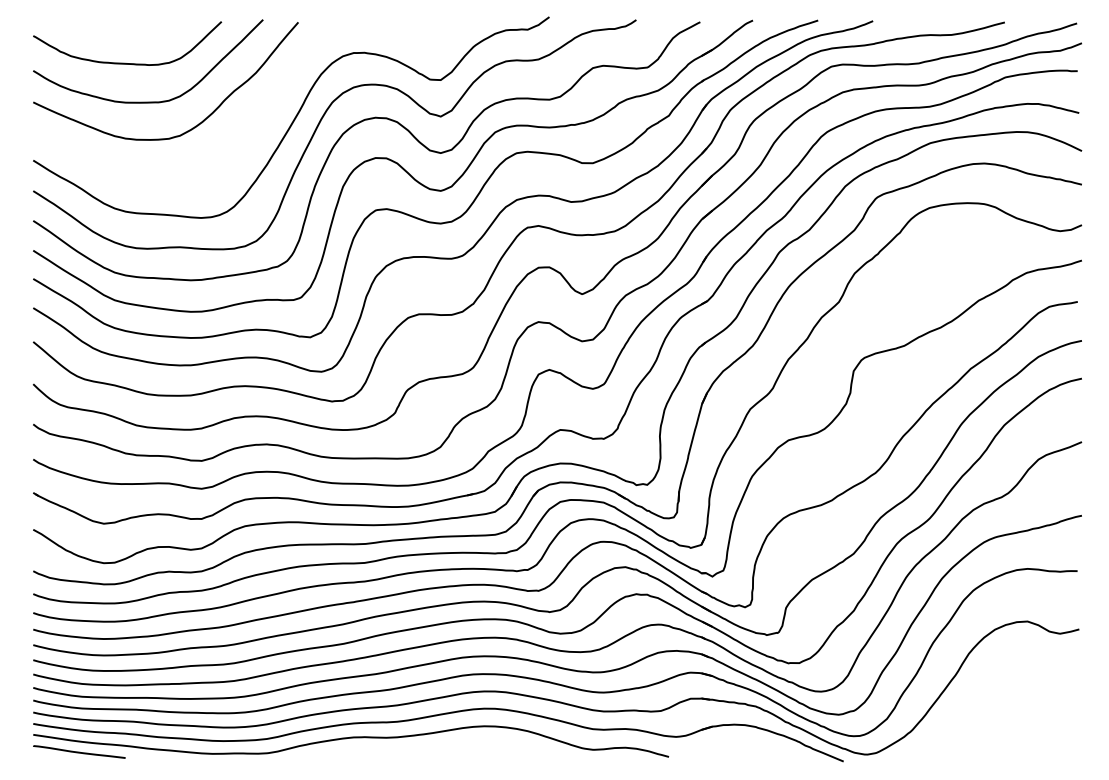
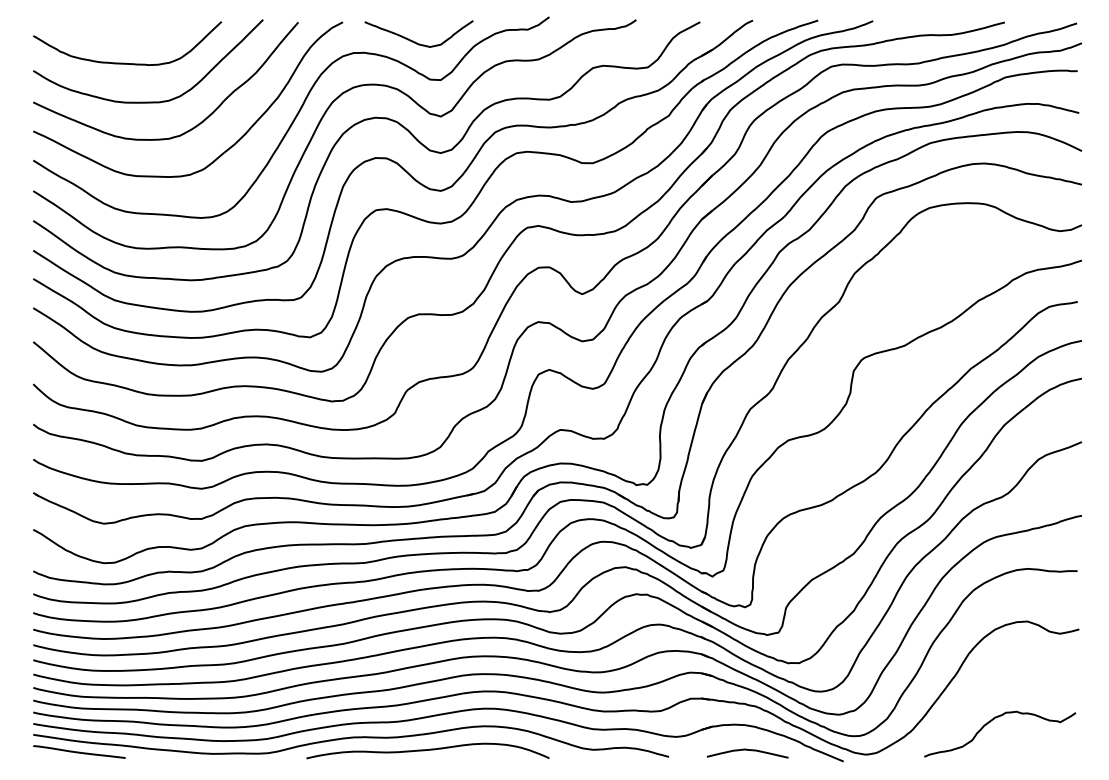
curve: none -> present (415, 41)
curve: none -> present (227, 148)
curve: none -> present (993, 720)
curve: none -> present (427, 750)
curve: none -> present (747, 750)
